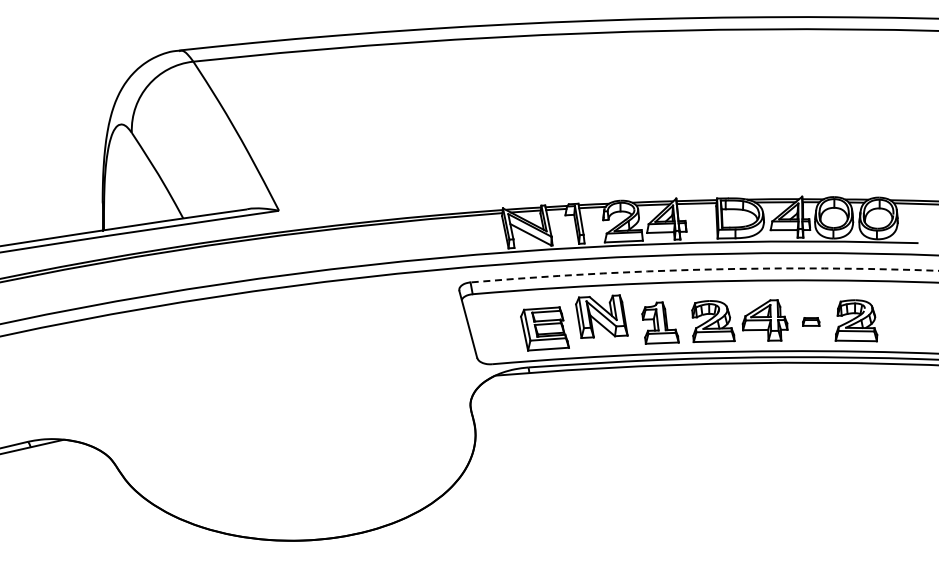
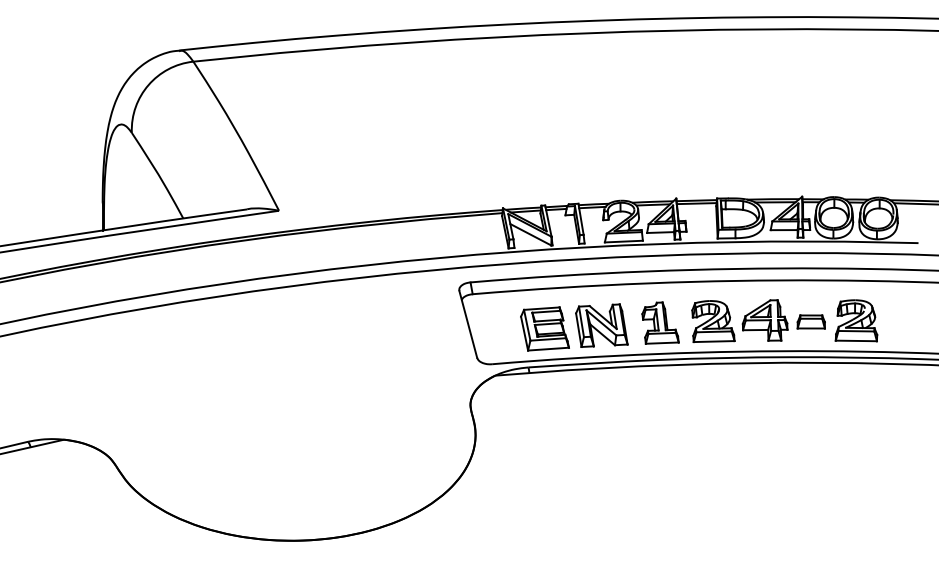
arc: dashed -> solid (704, 269)
part position: (601, 316) -> (601, 325) (601, 325)
part size: 19x10 px -> 30x16 px (810, 321)
